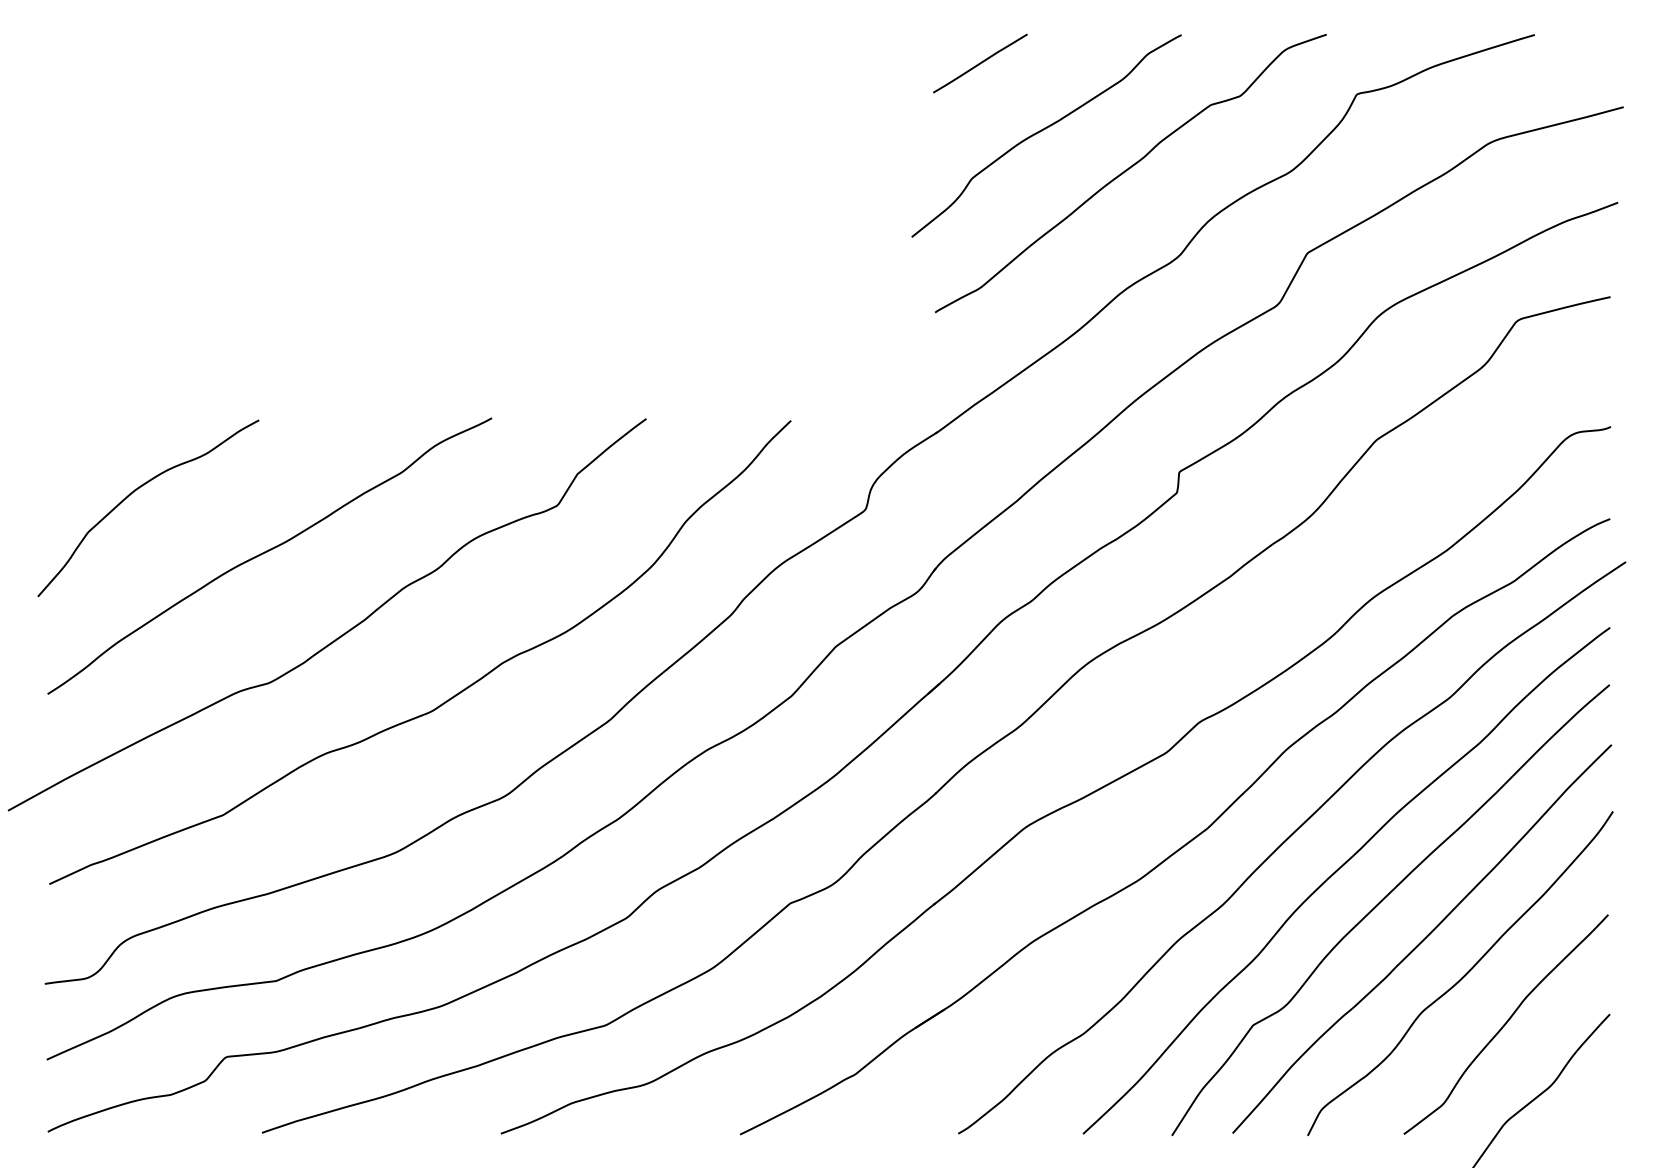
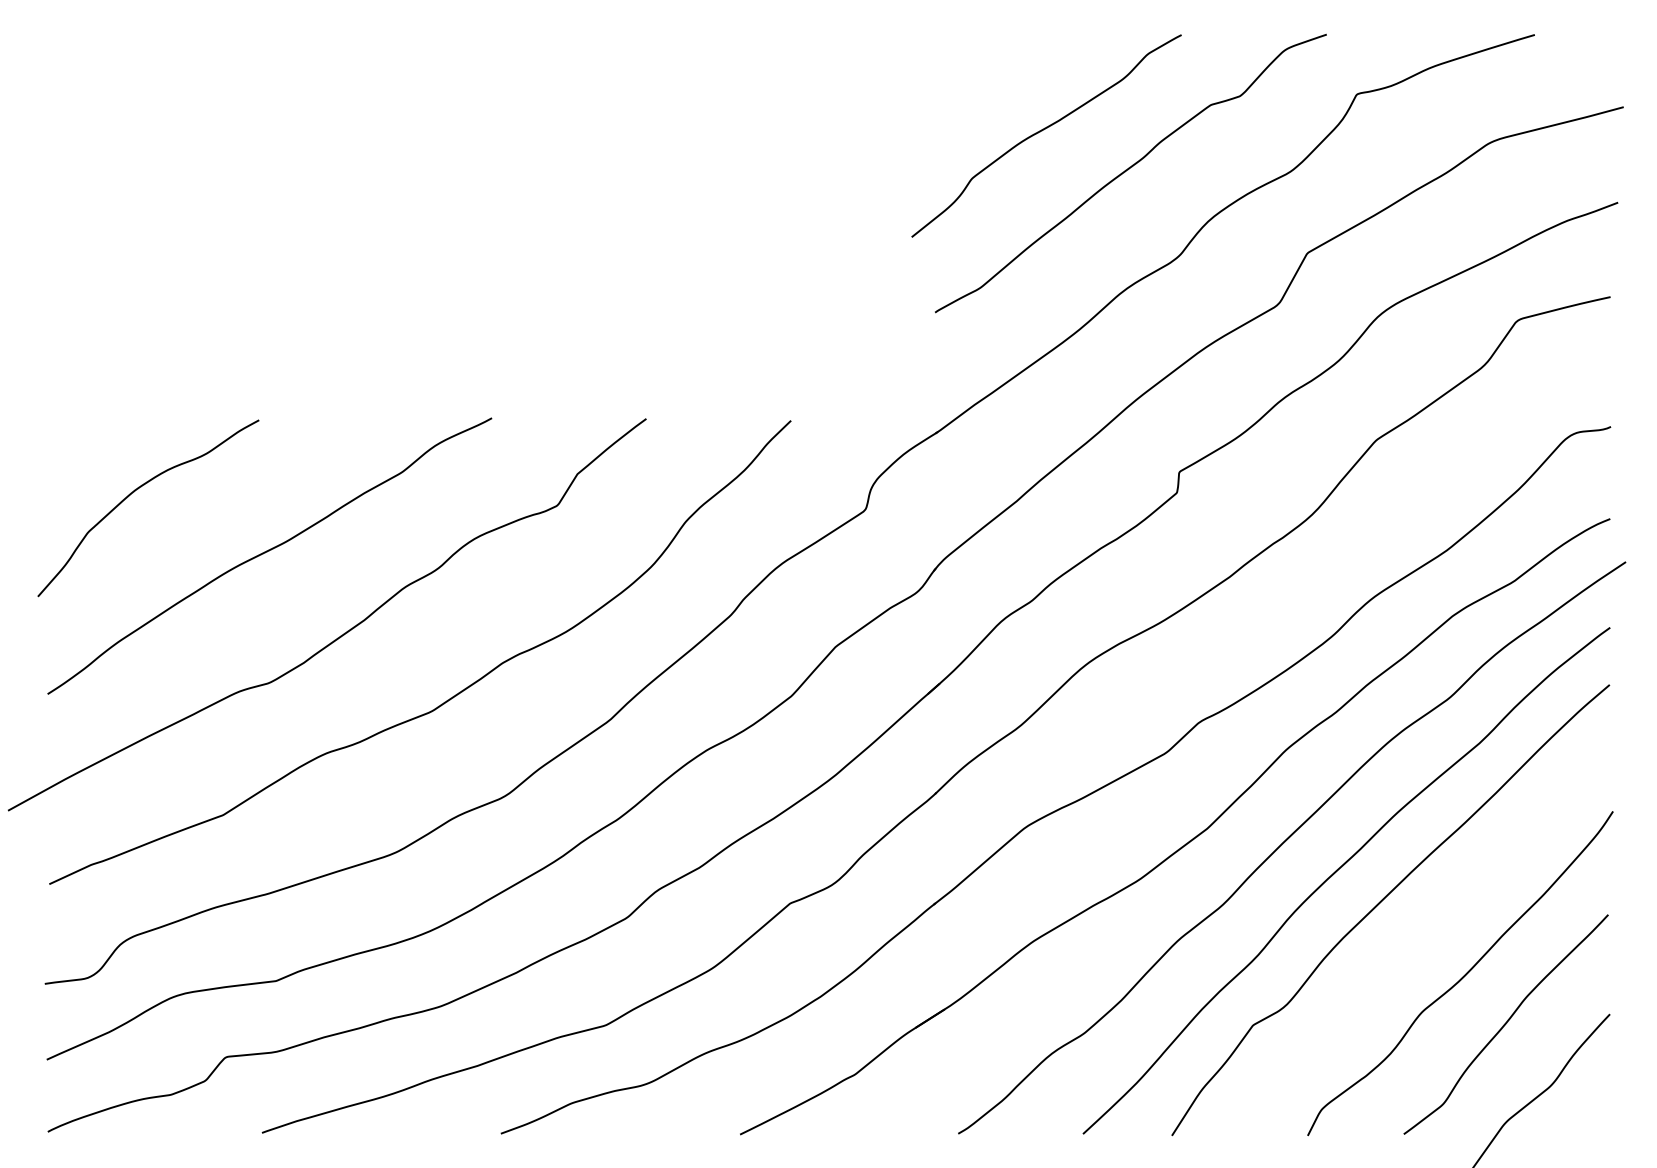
line: present -> none (980, 63)
curve: present -> none (1423, 938)
